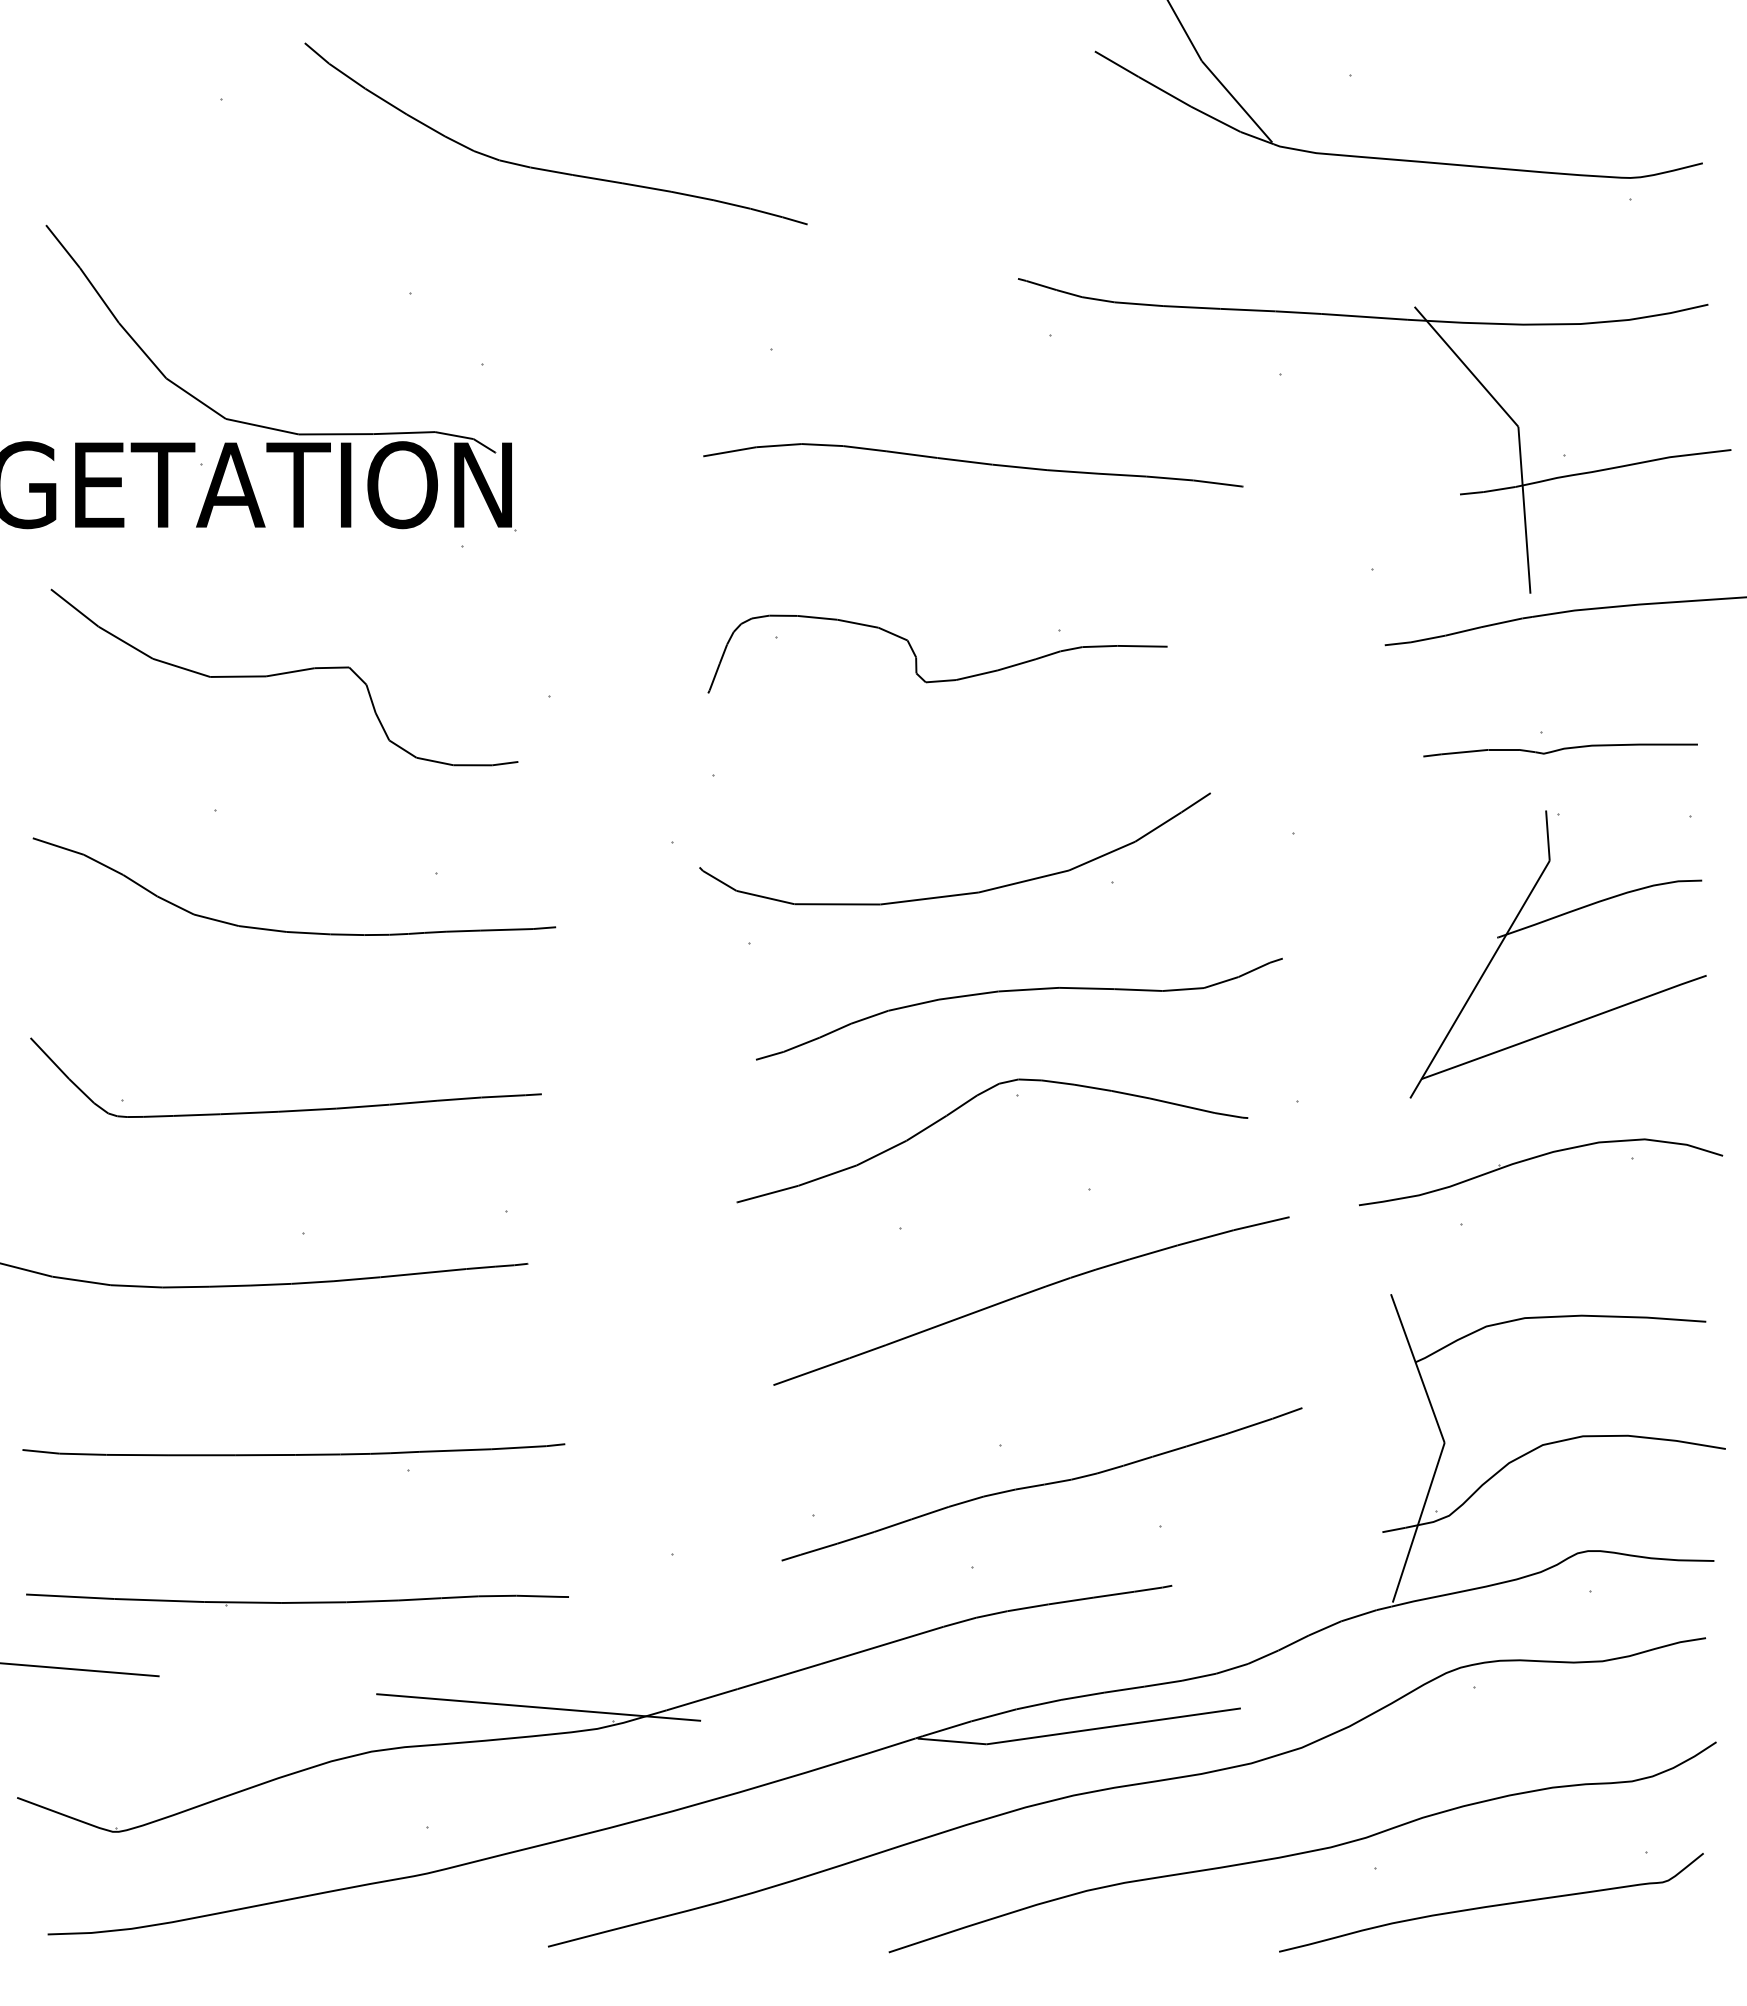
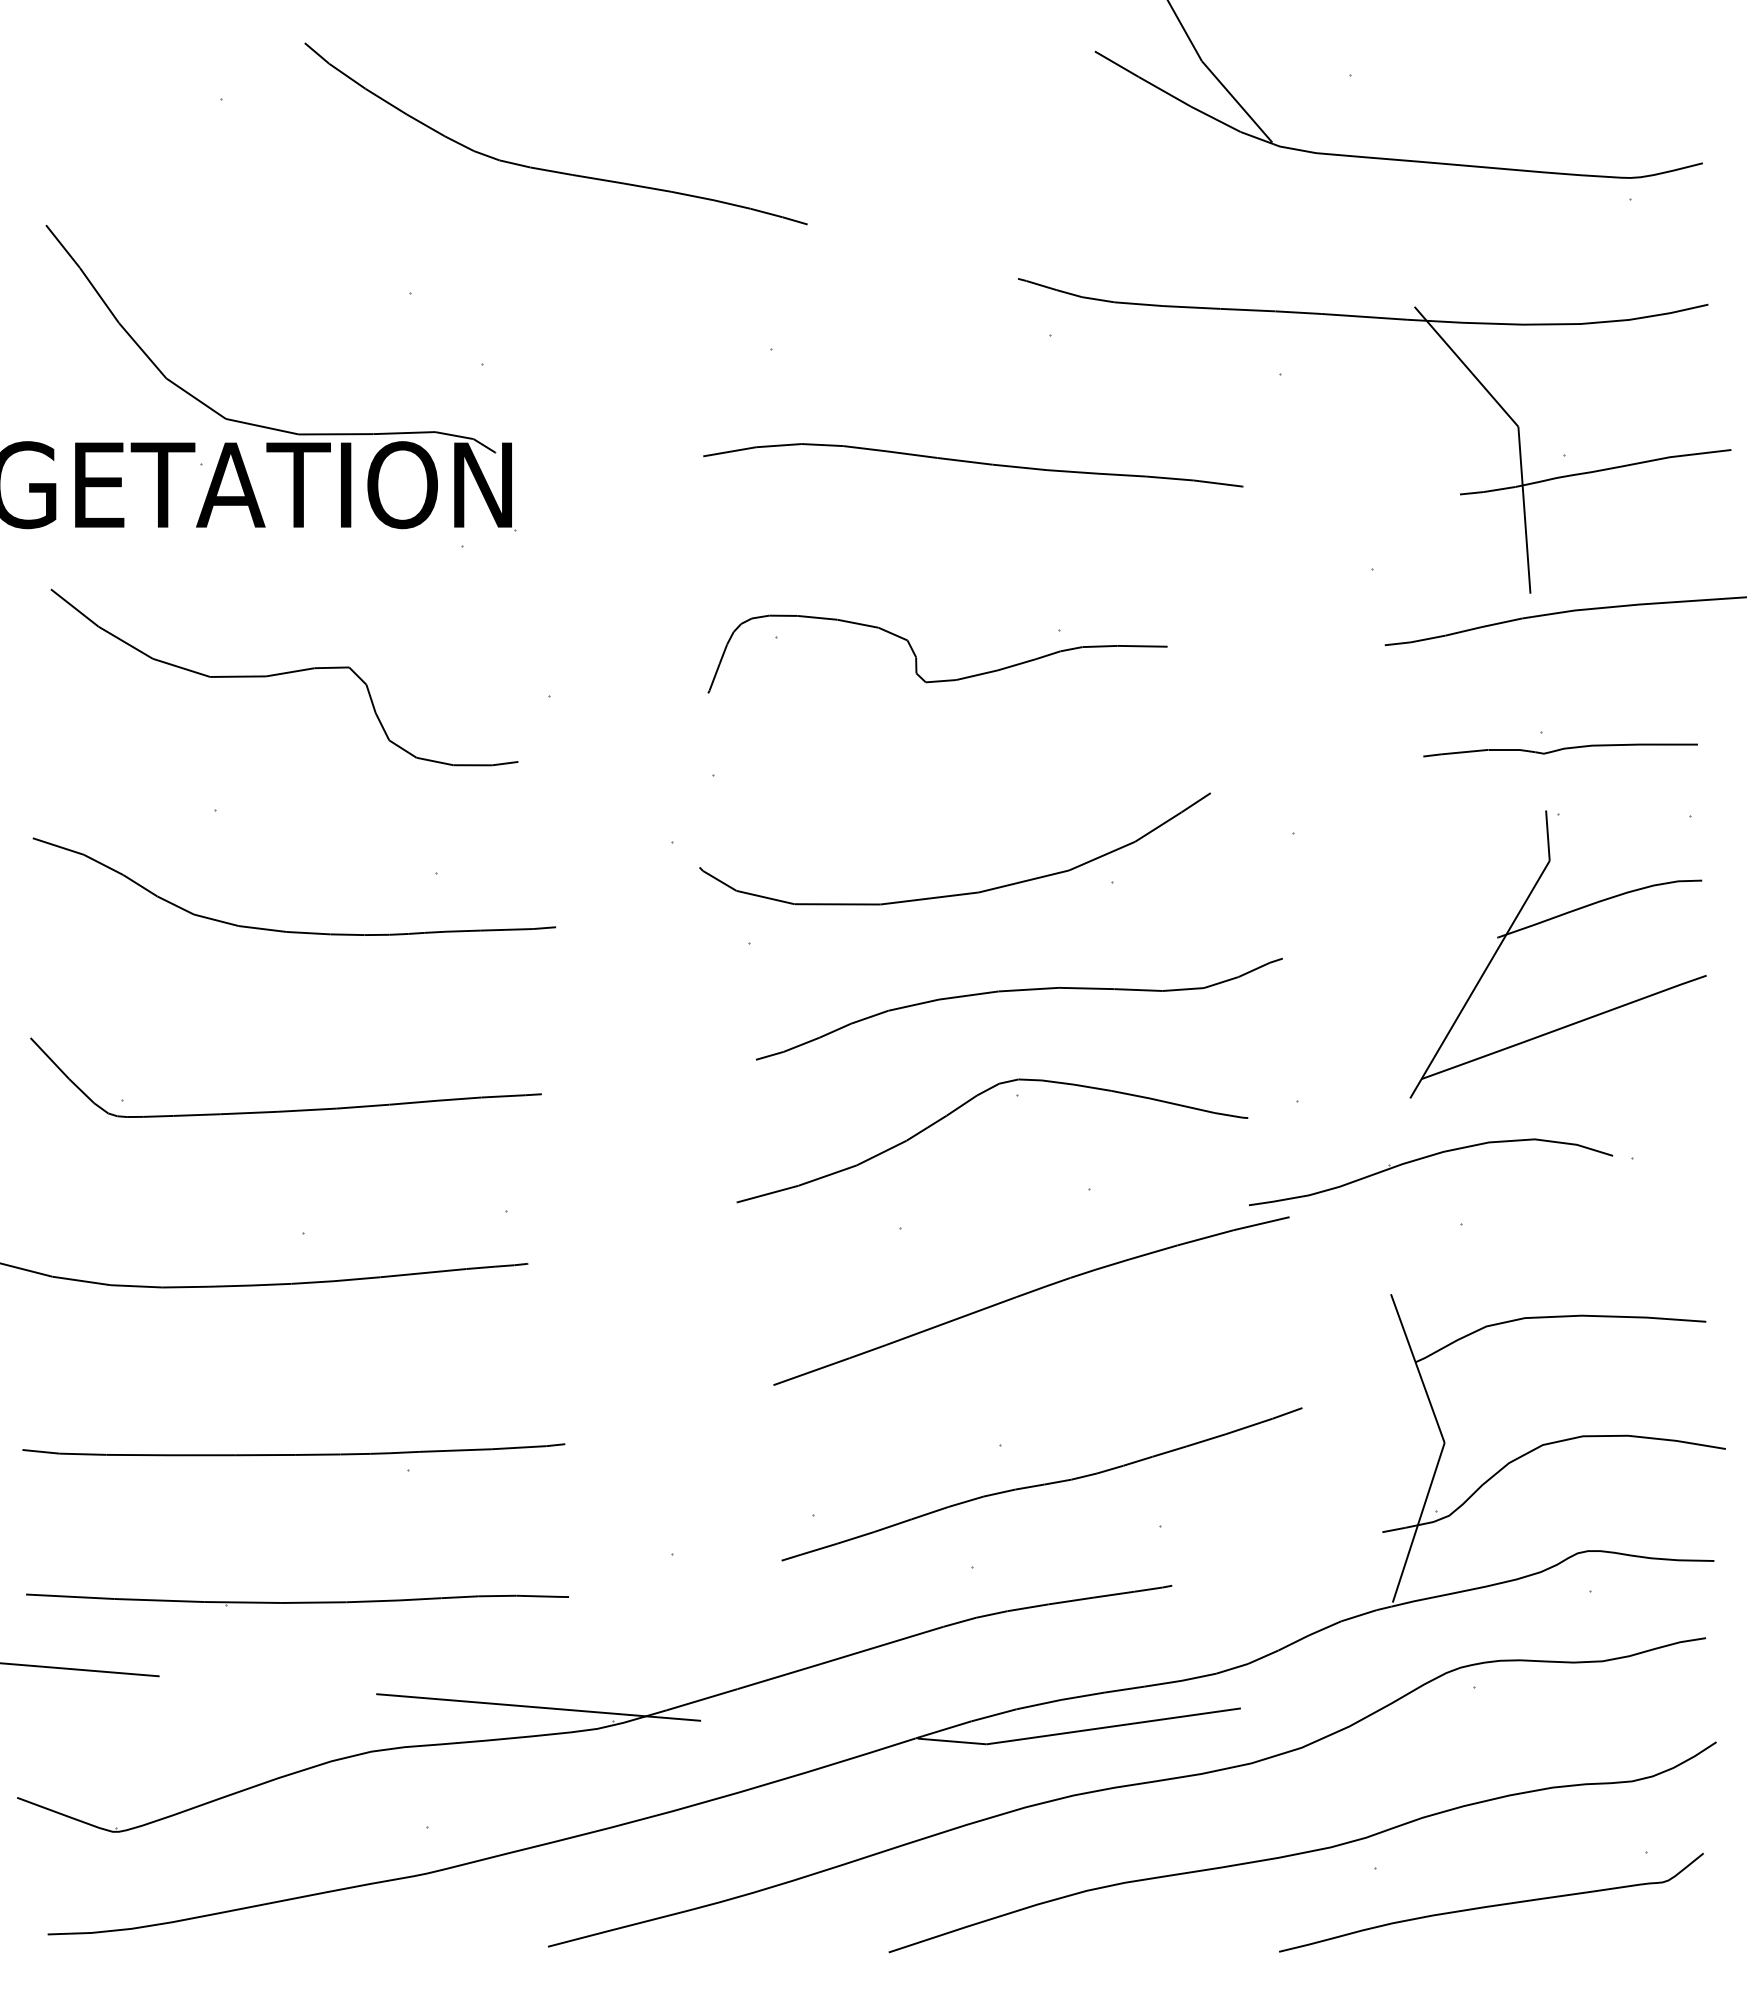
part position: (1535, 1158) -> (1425, 1158) (1425, 1158)
